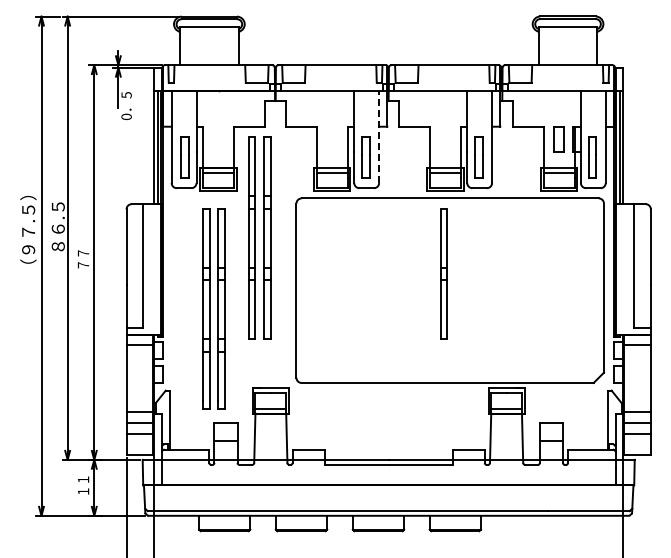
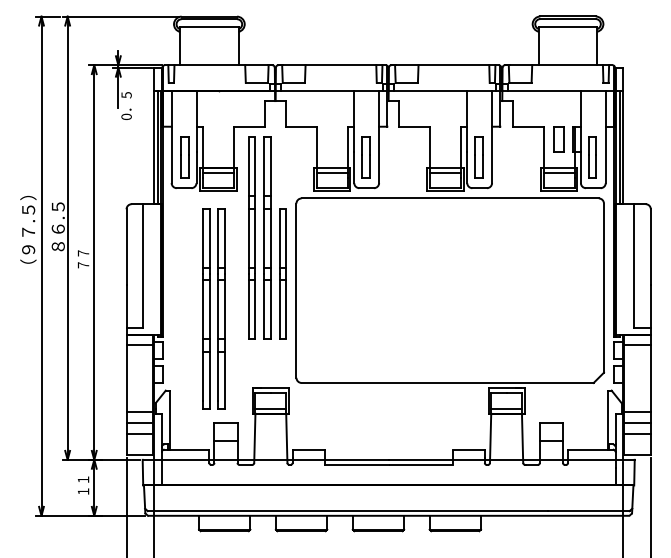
line: dashed -> solid (379, 136)
part position: (443, 273) -> (282, 273) (282, 273)
line: none -> present (650, 505)
